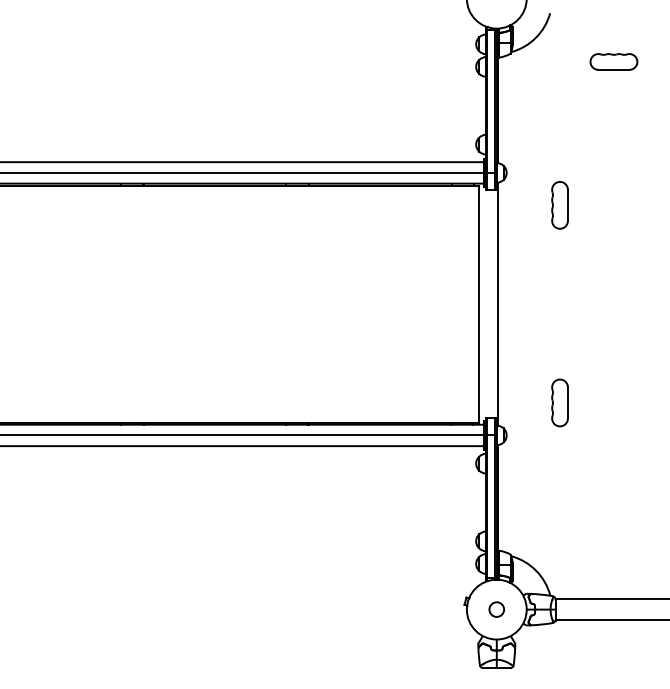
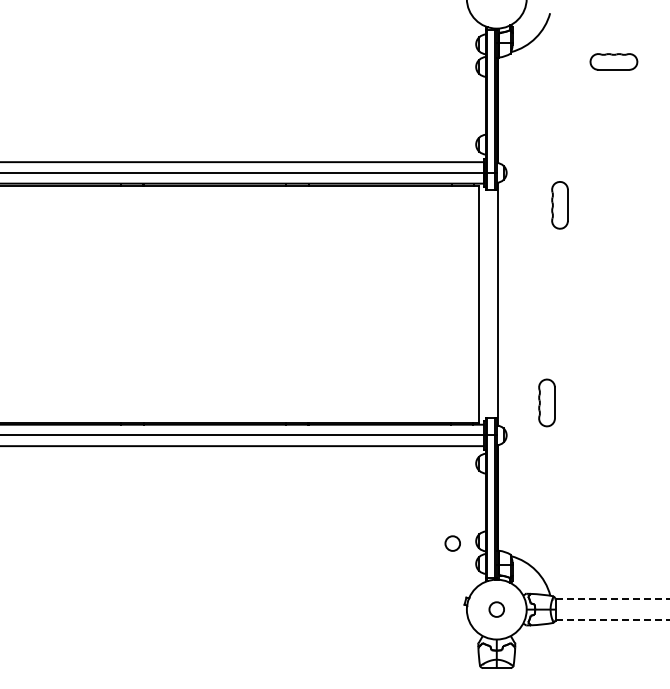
part position: (559, 402) -> (546, 402) (546, 402)
circle: none -> present (452, 543)
line: solid -> dashed (612, 598)
line: solid -> dashed (612, 620)
